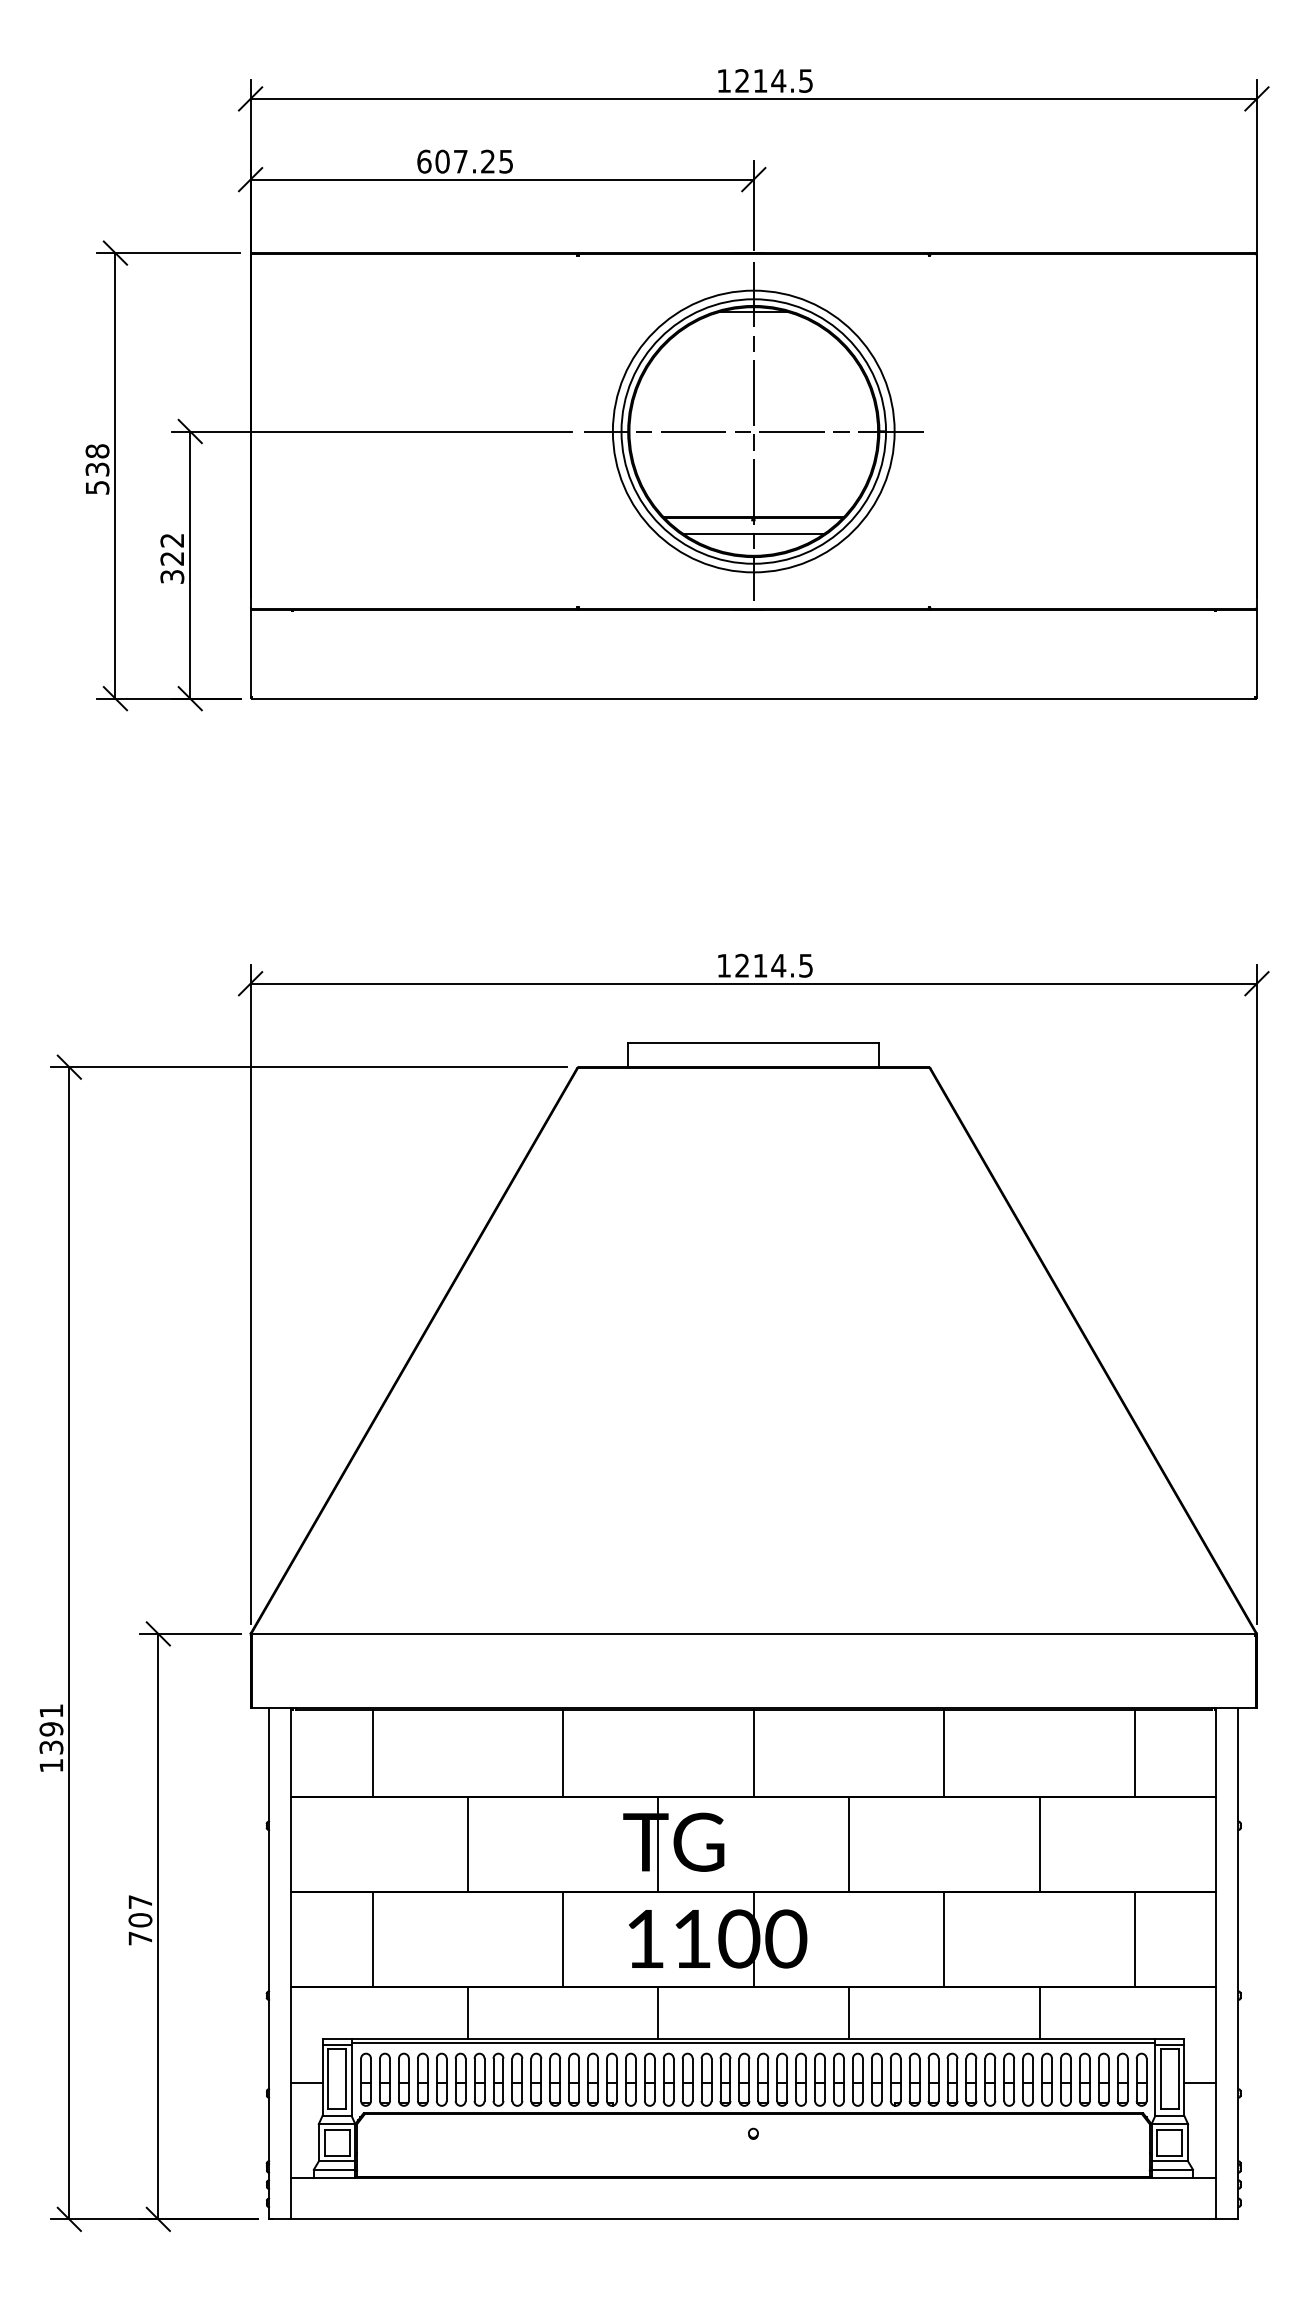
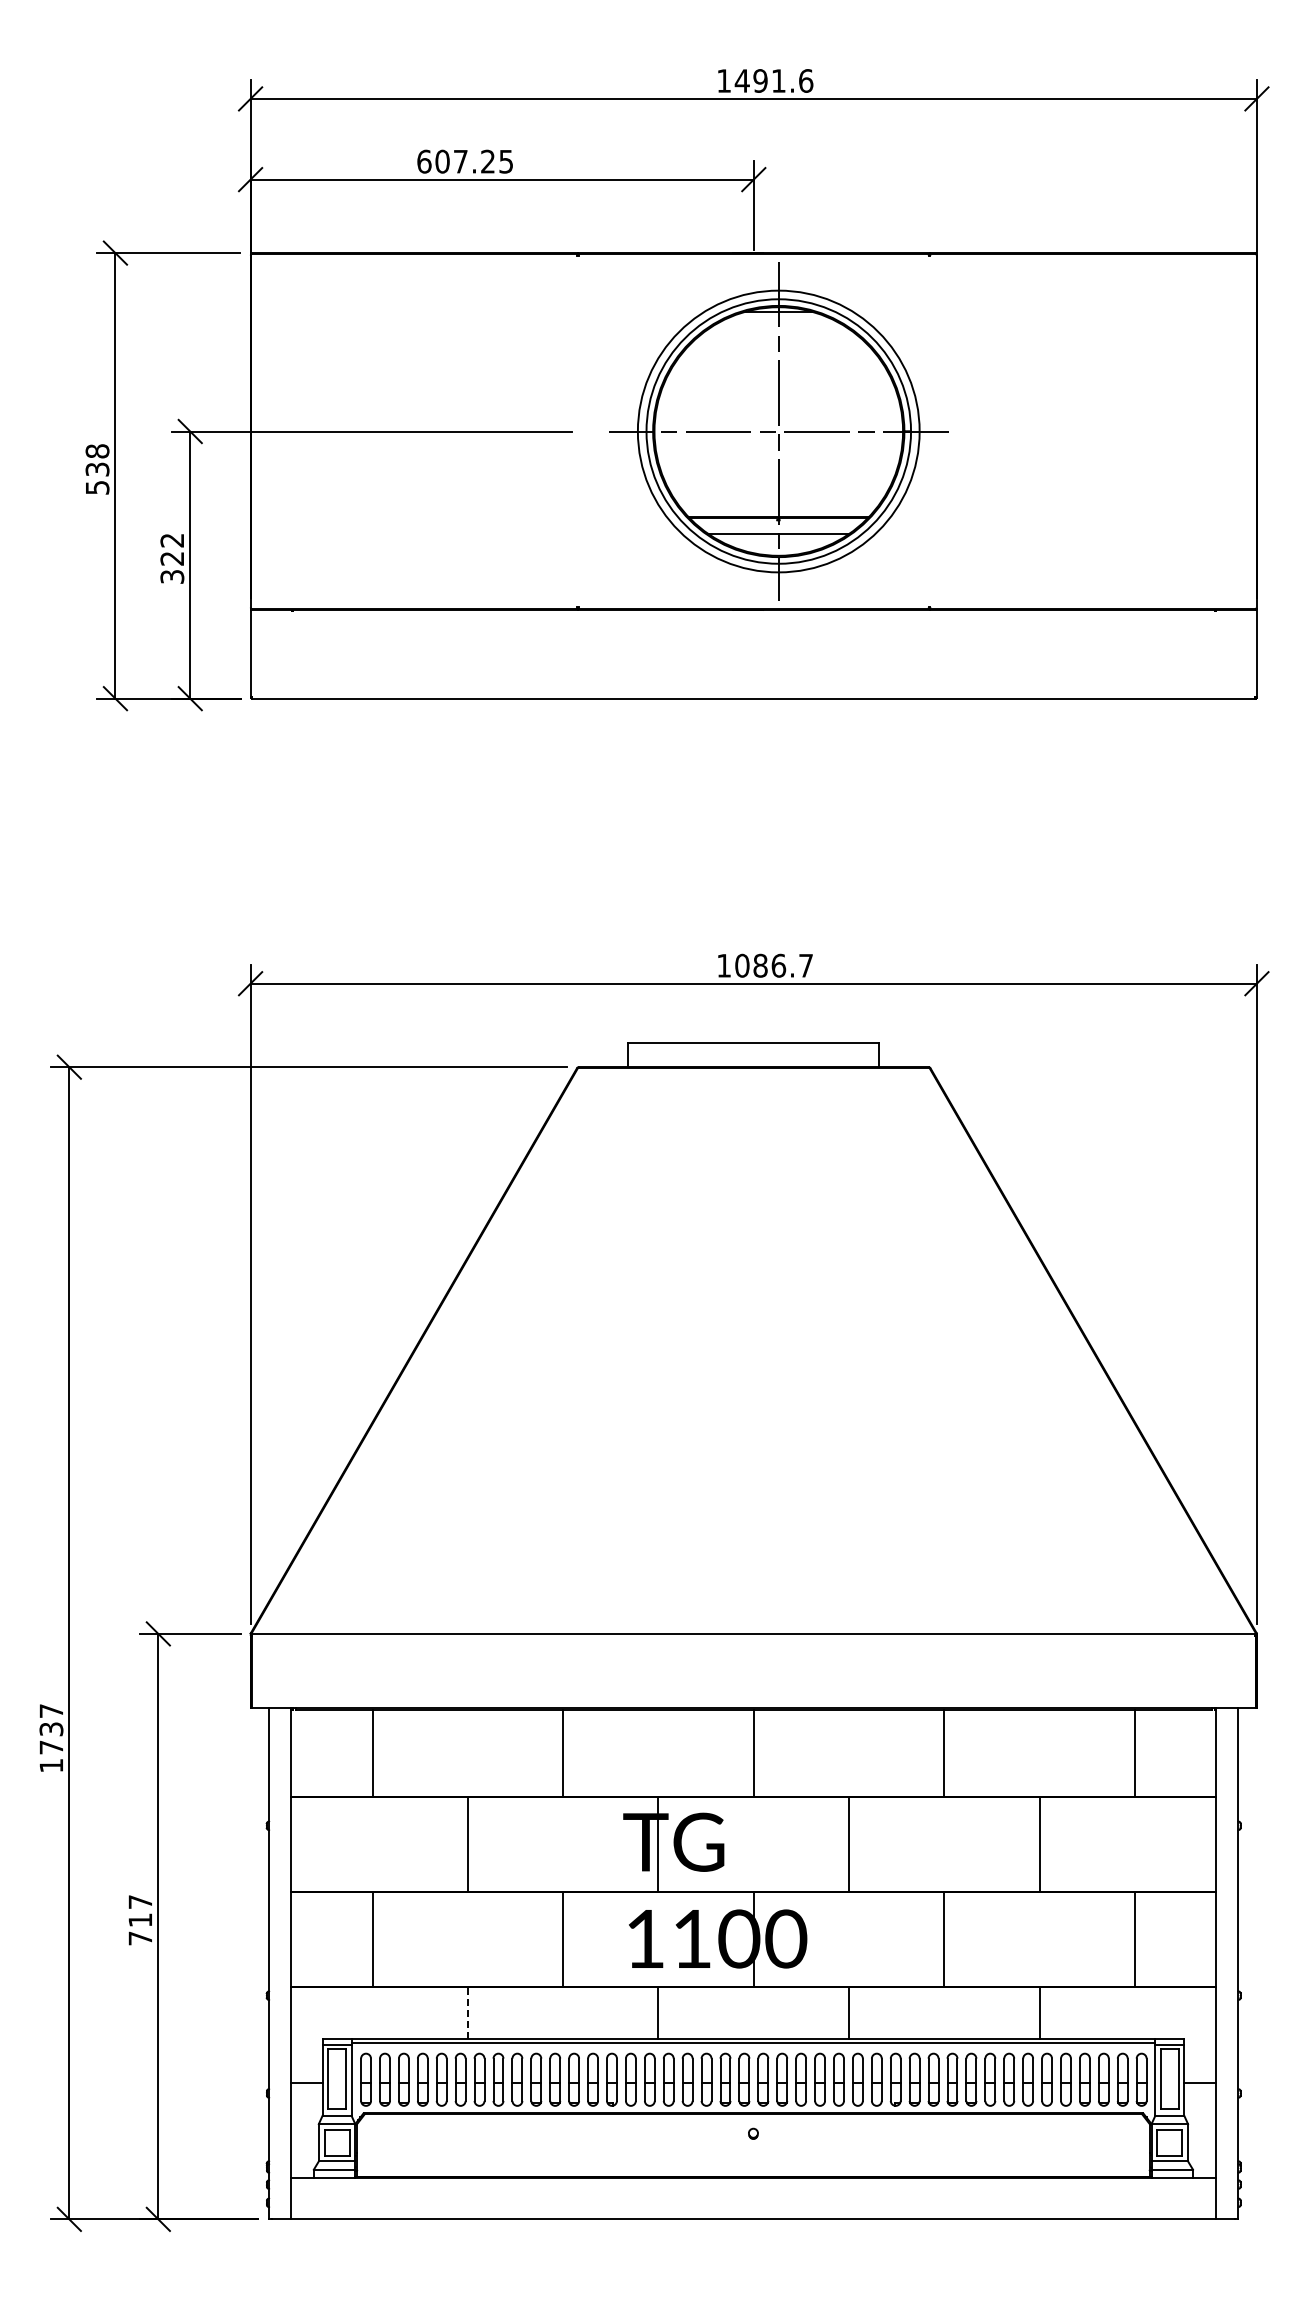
text: 1214.5 -> 1491.6 (773, 80)
part position: (753, 431) -> (778, 431) (778, 431)
text: 1214.5 -> 1086.7 (773, 965)
text: 1391 -> 1737 (51, 1729)
text: 707 -> 717 (140, 1920)
line: solid -> dashed (467, 2013)
